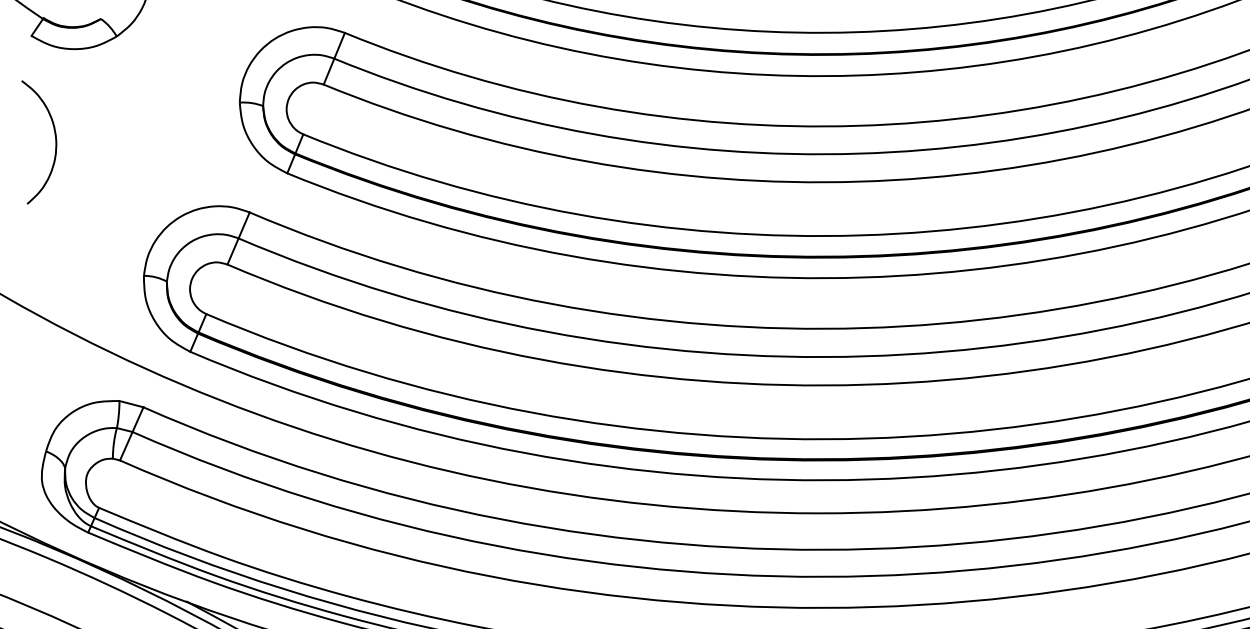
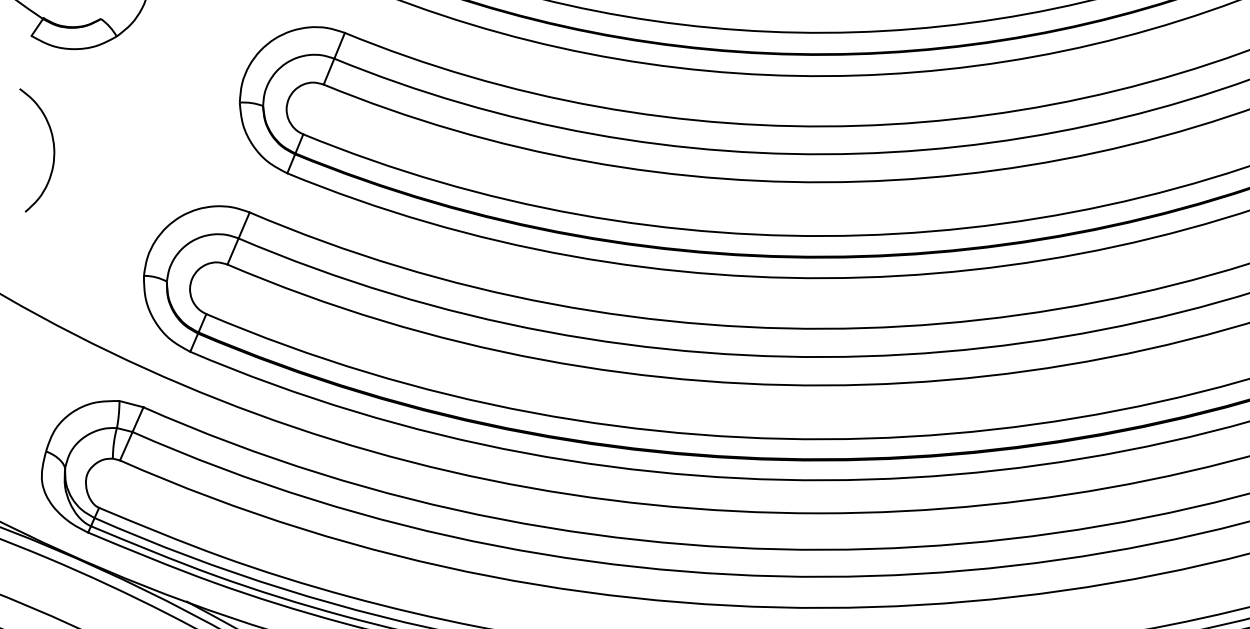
curve position: (55, 142) -> (53, 150) (53, 150)
